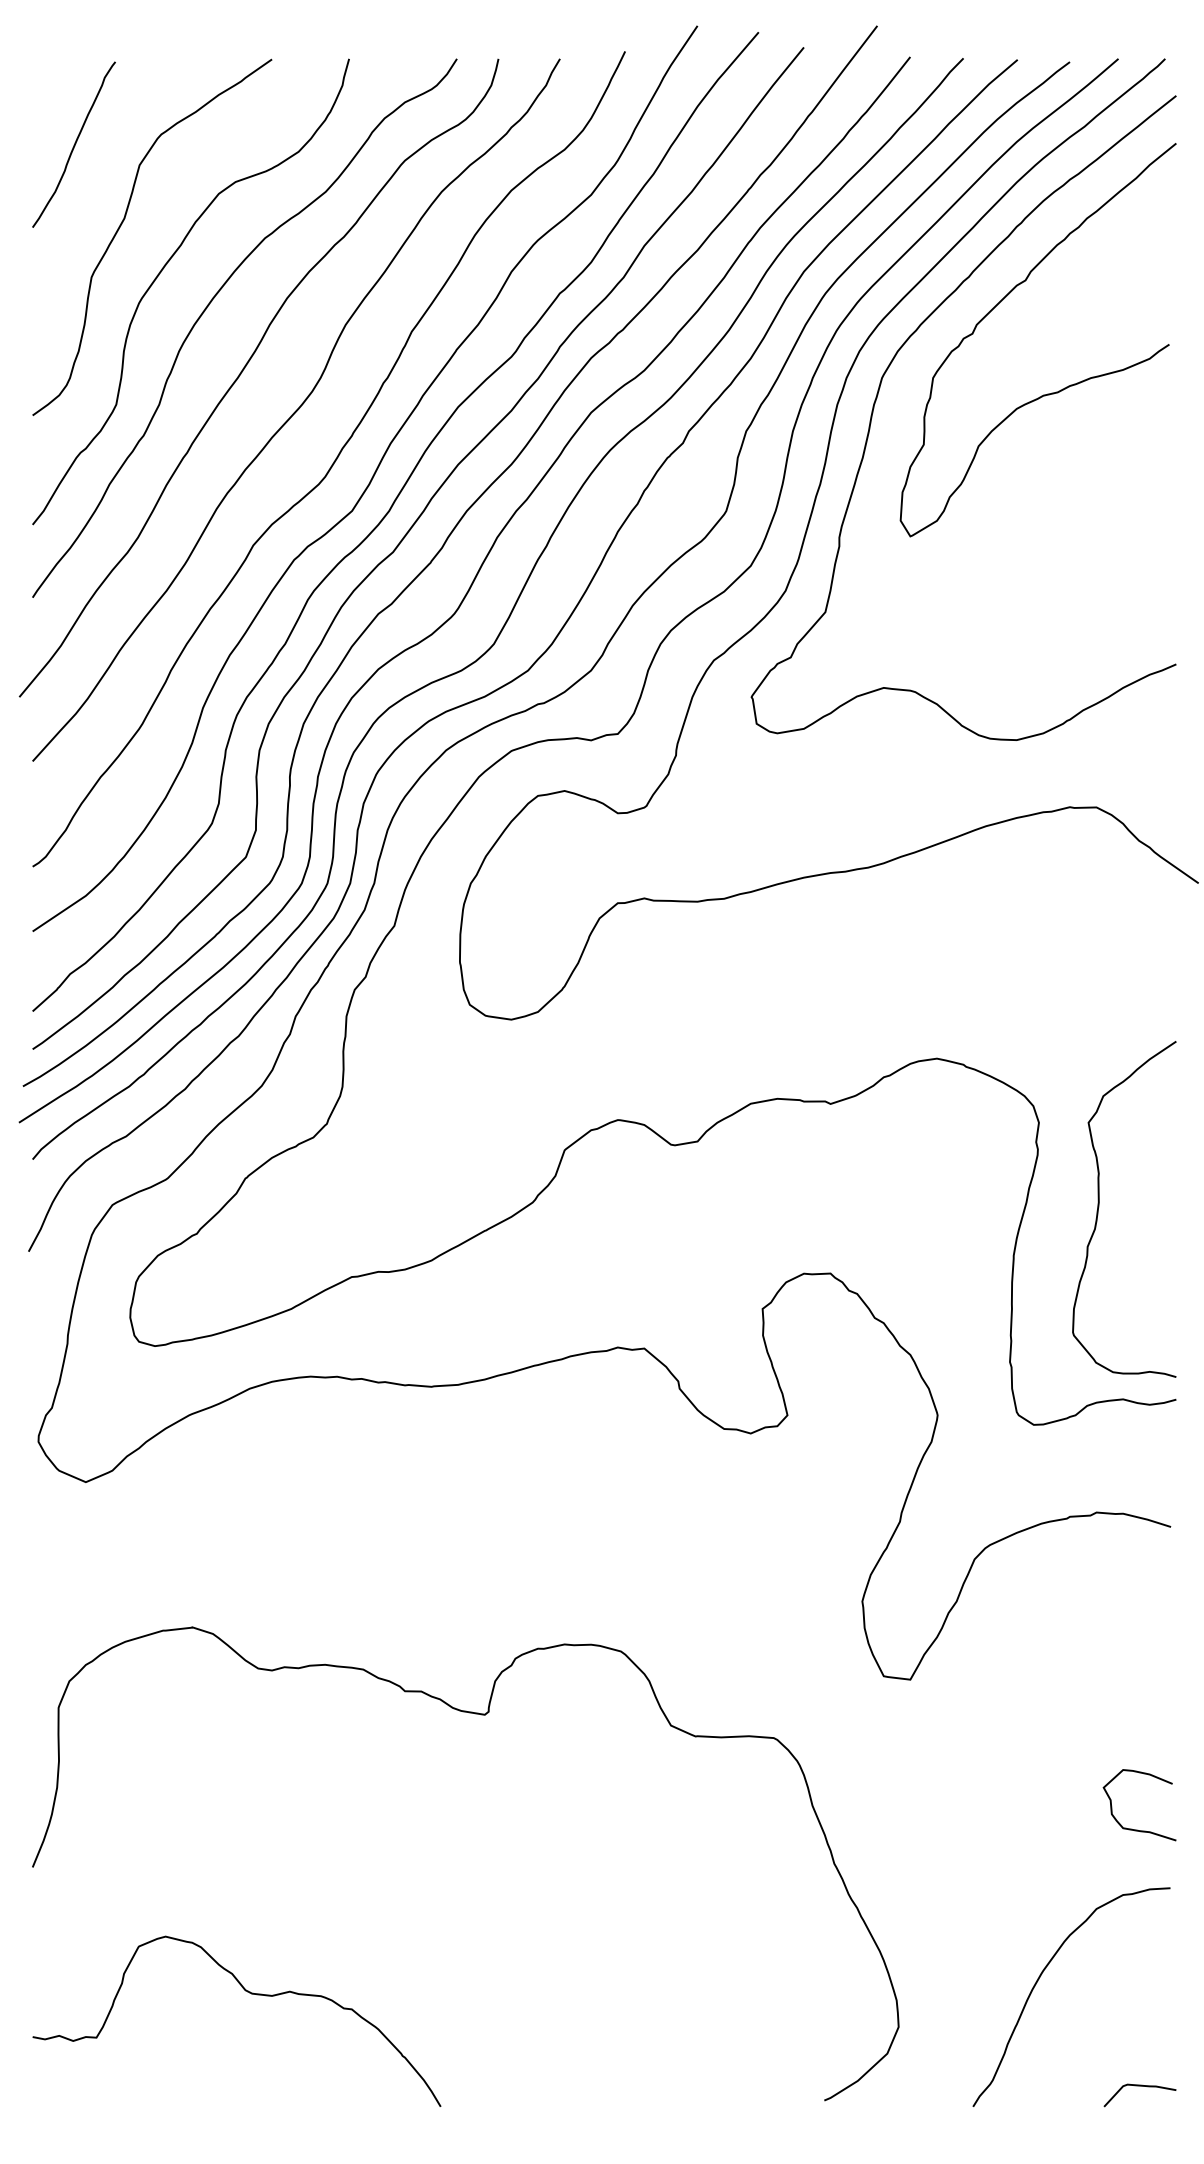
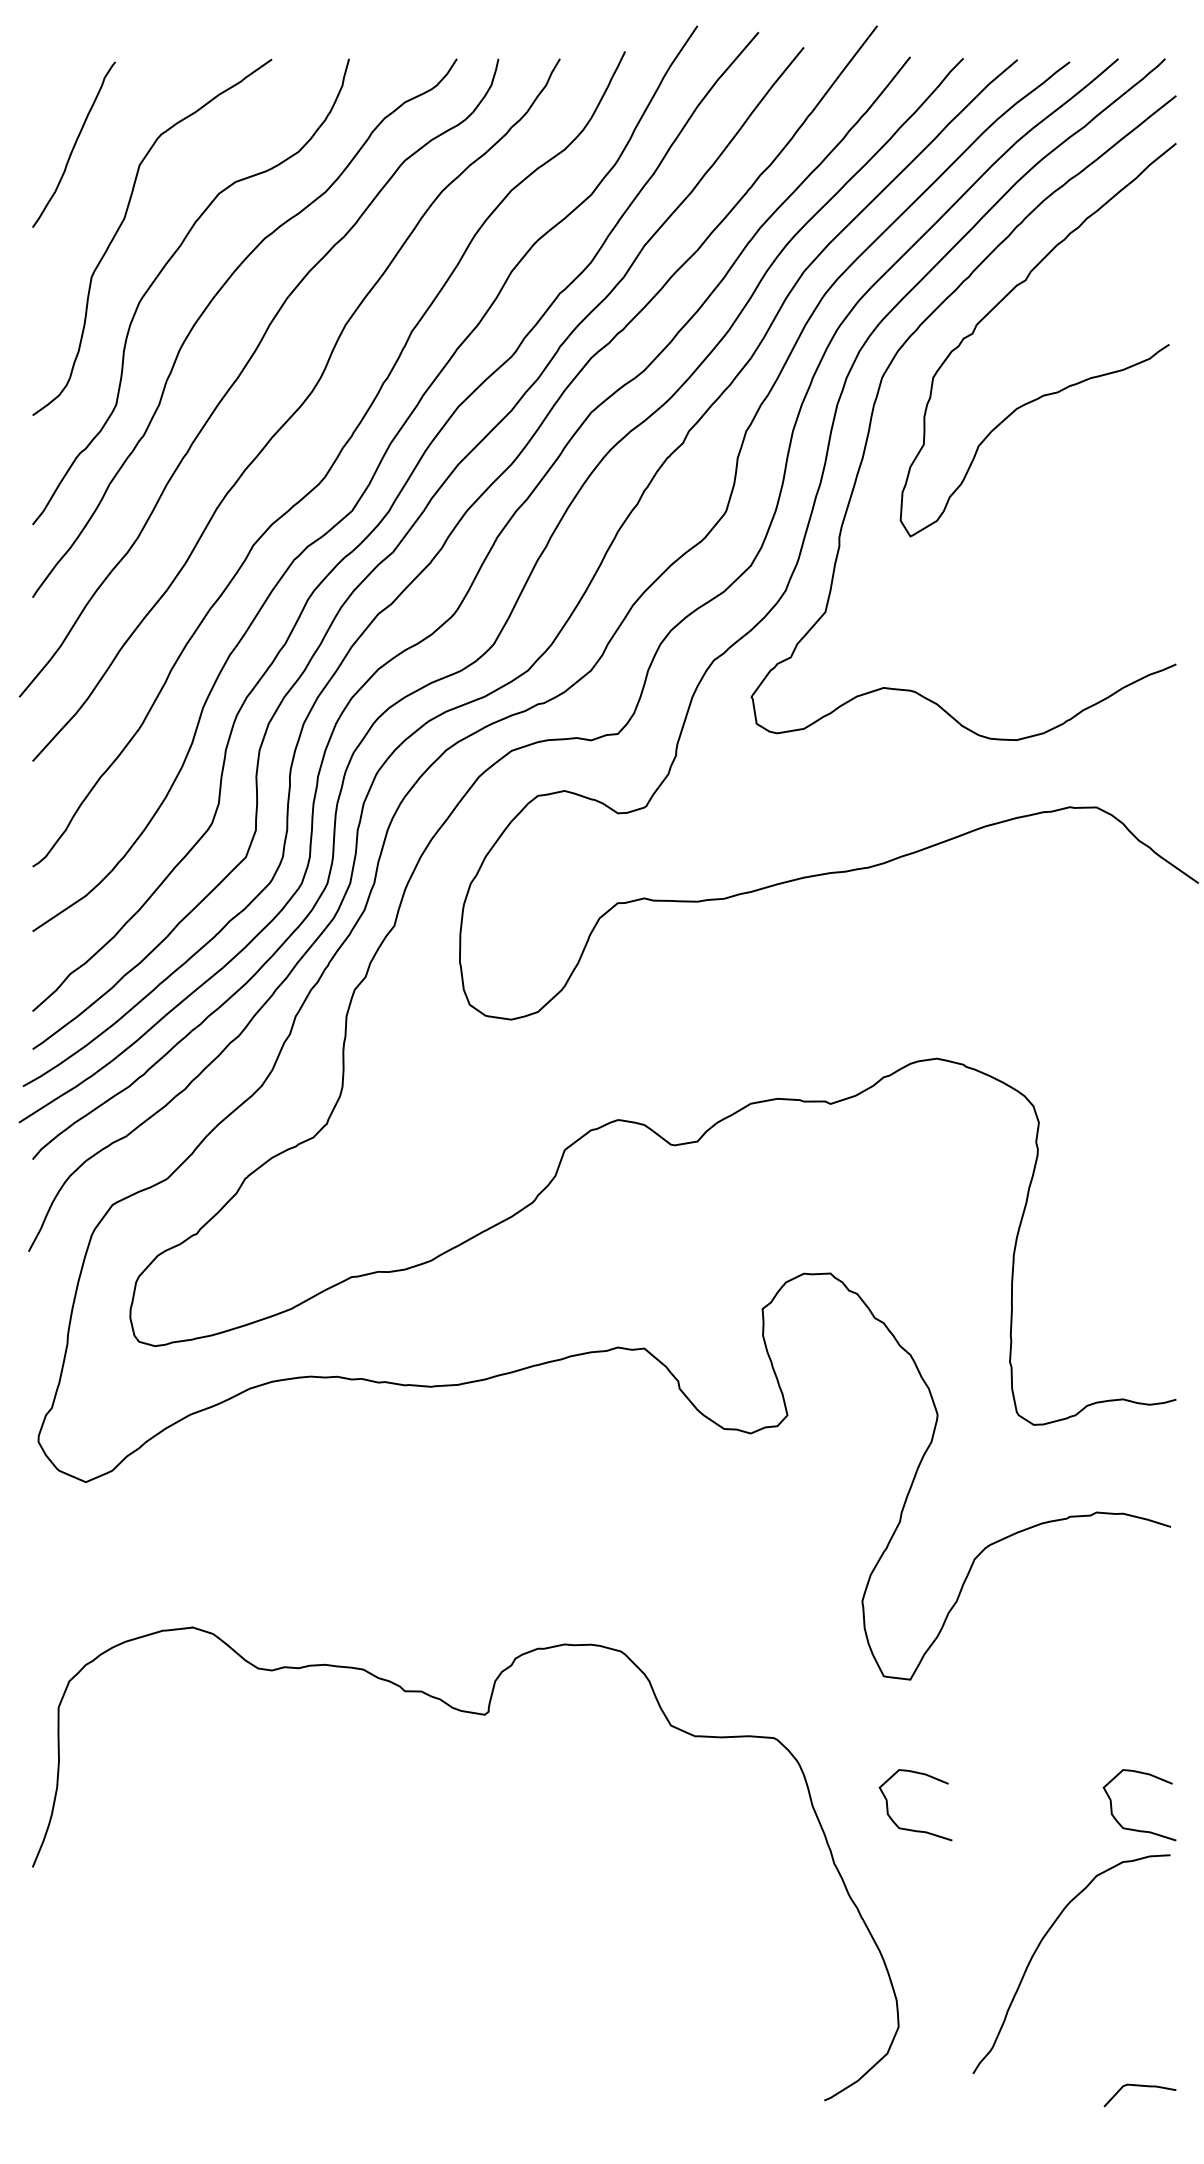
curve: present -> none (1099, 1207)
curve: none -> present (913, 1829)
curve position: (1039, 1979) -> (1039, 1946) (1039, 1946)
curve: present -> none (249, 1993)
